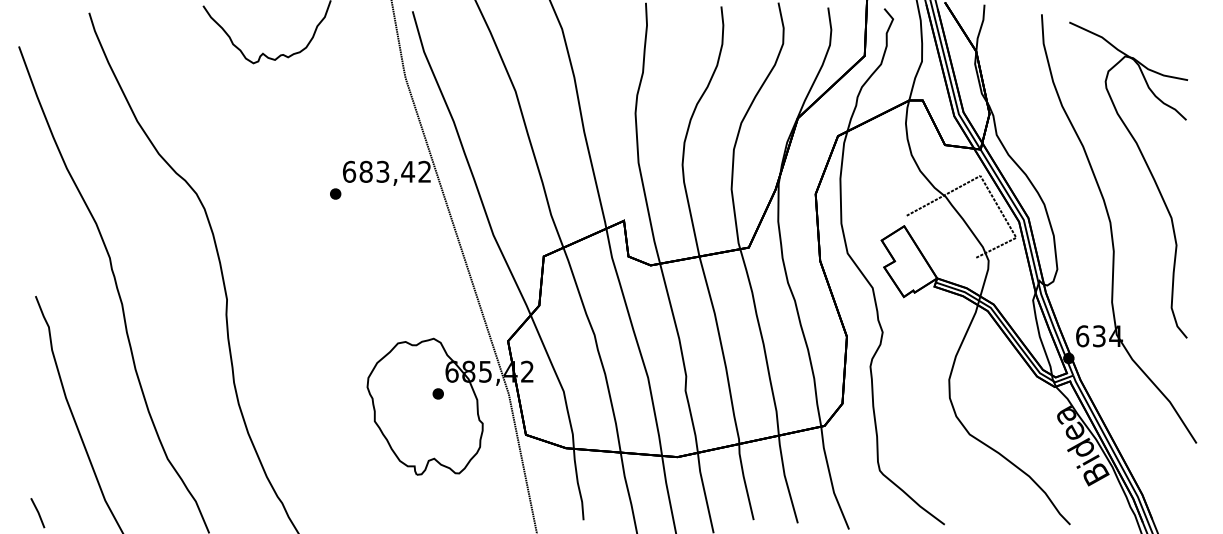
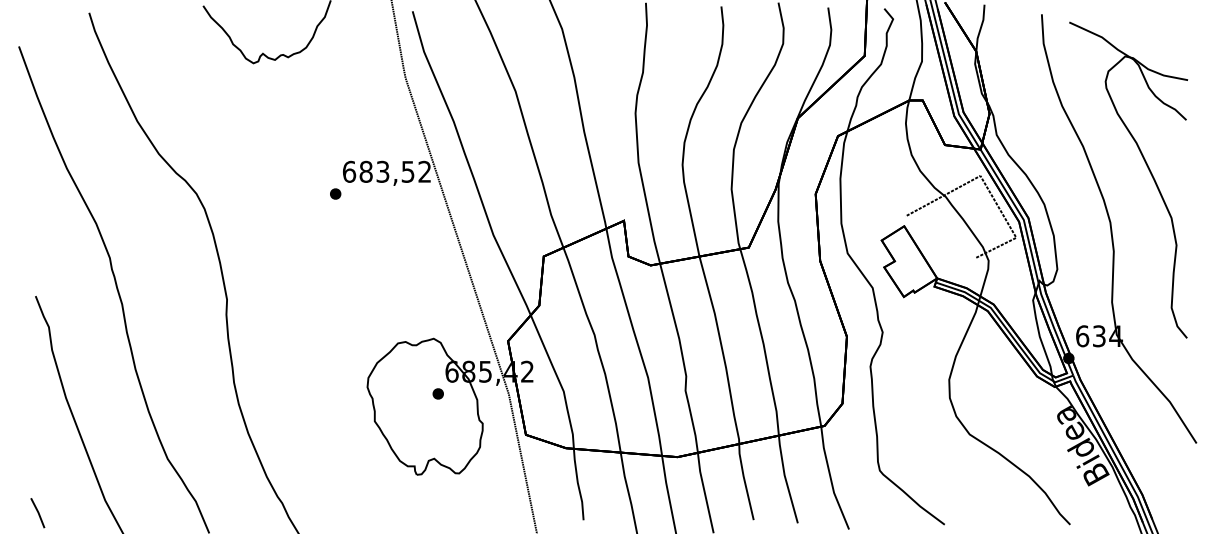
text: 683,42 -> 683,52 (408, 171)
